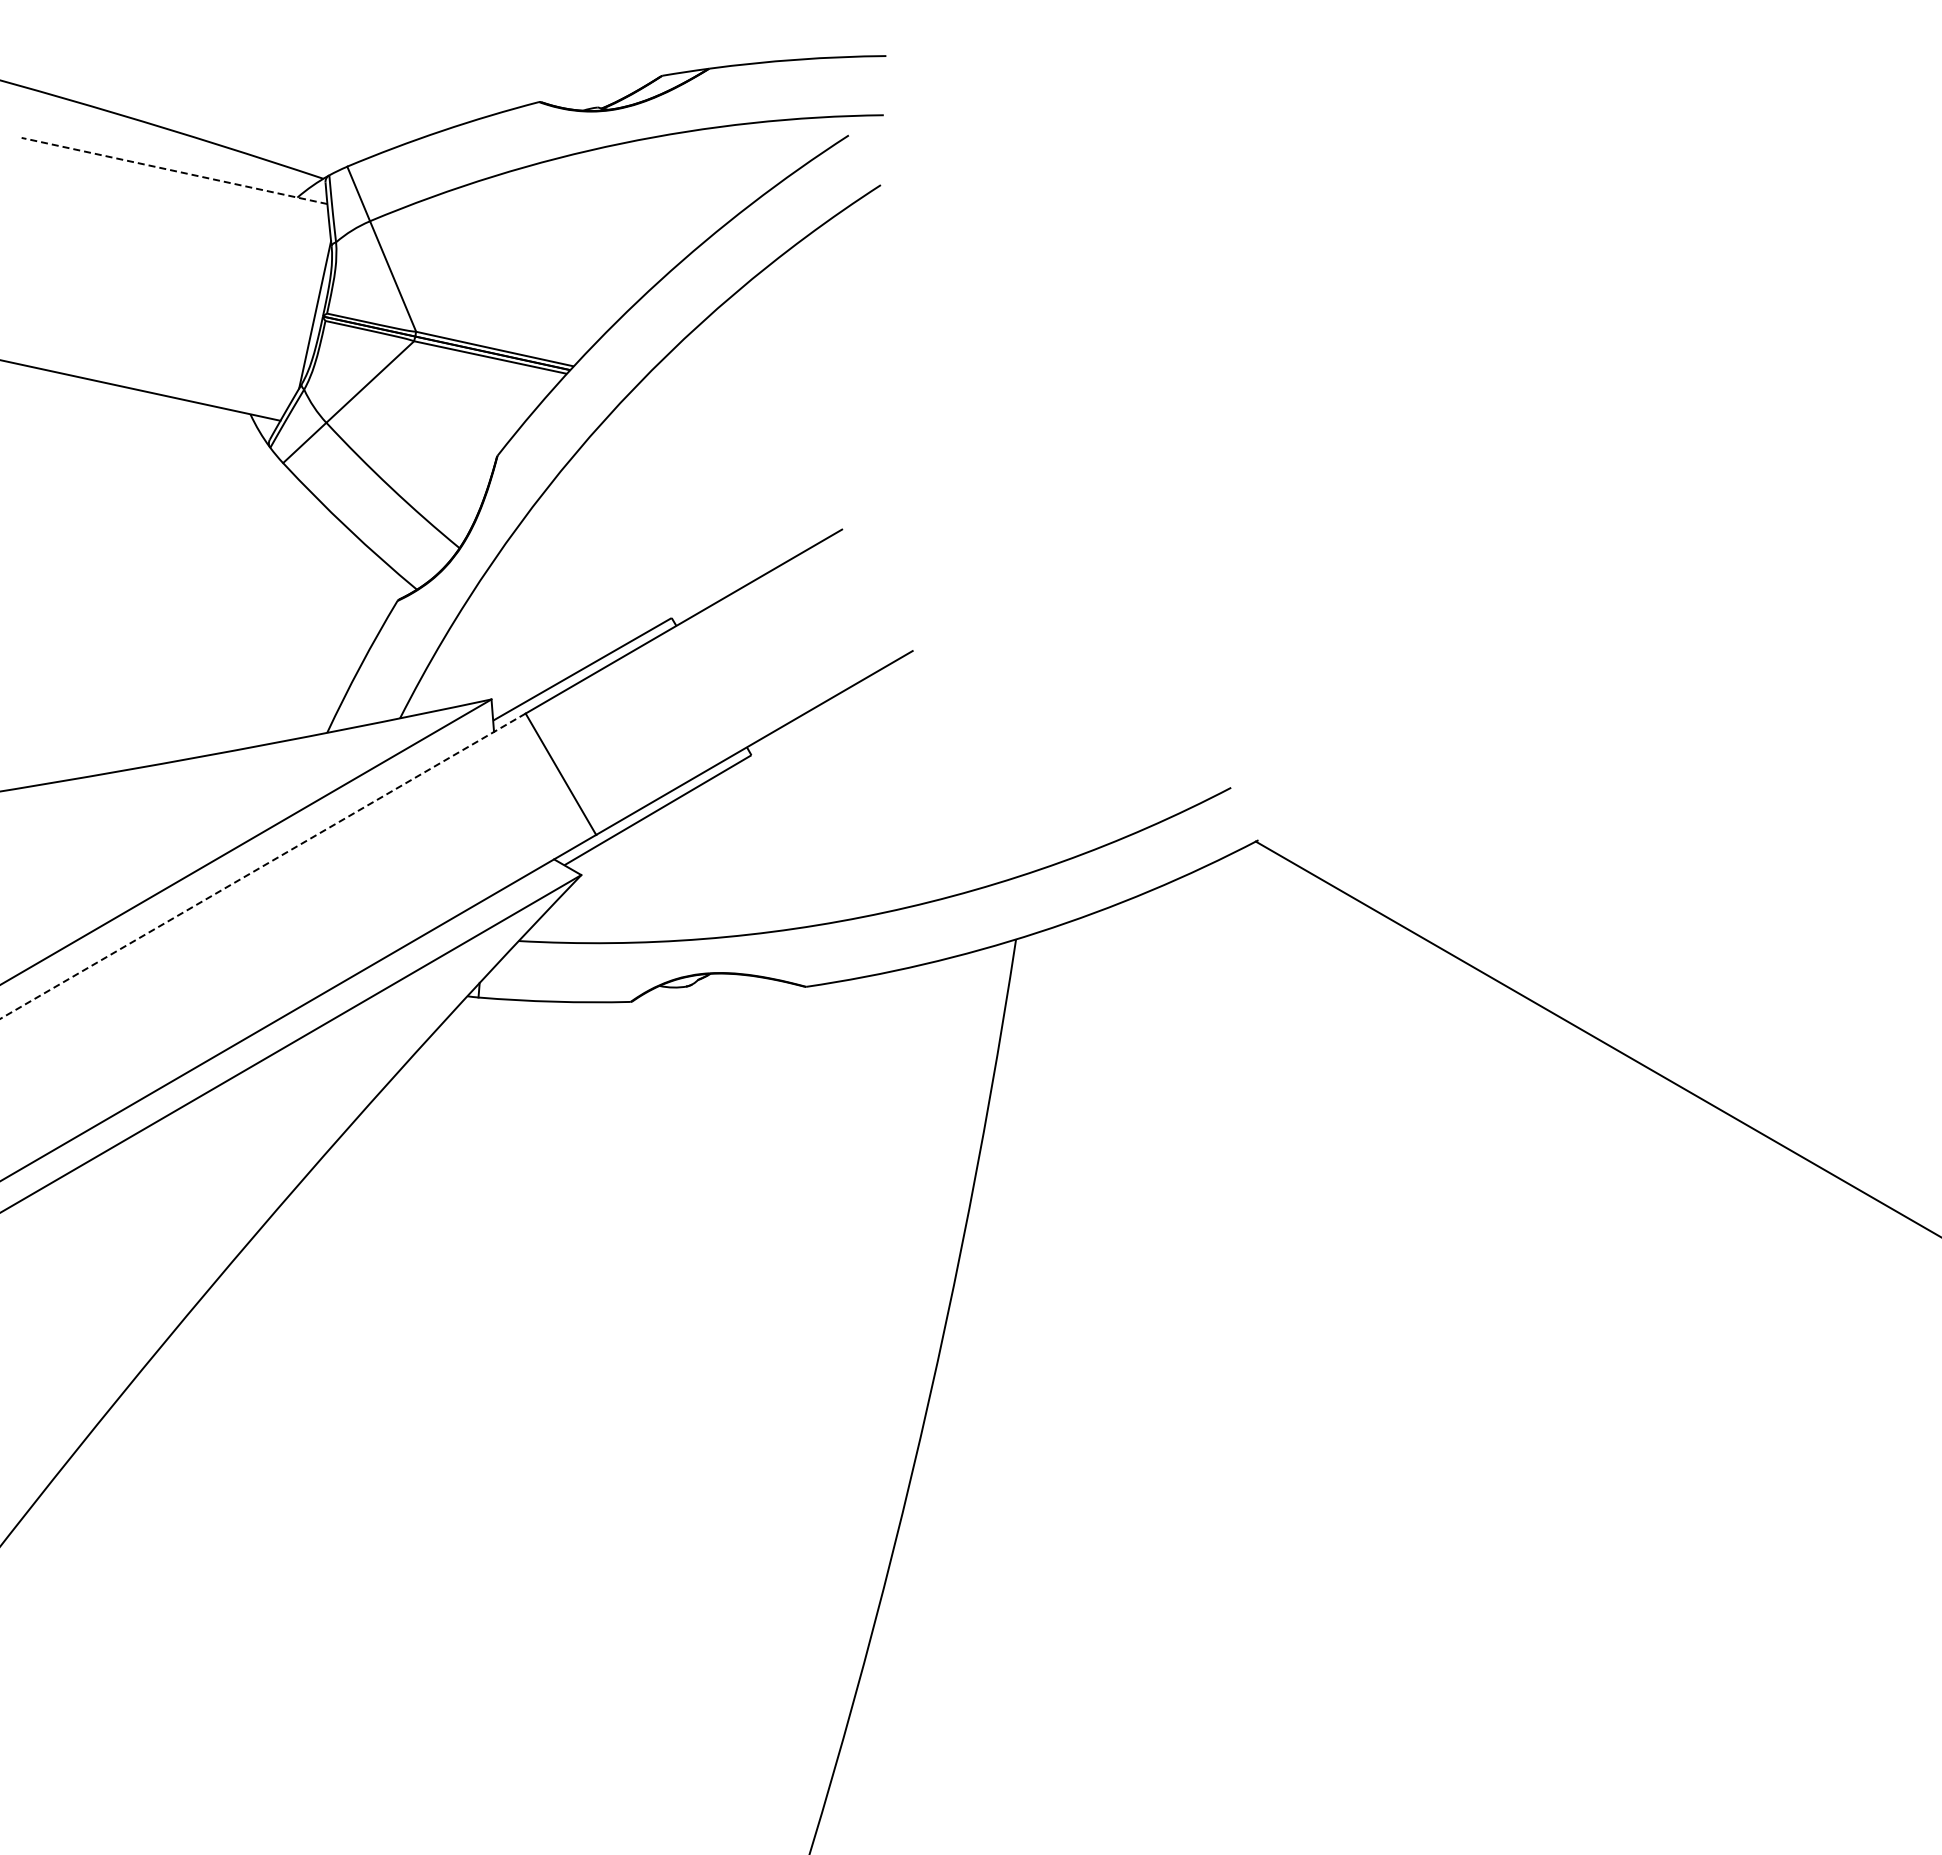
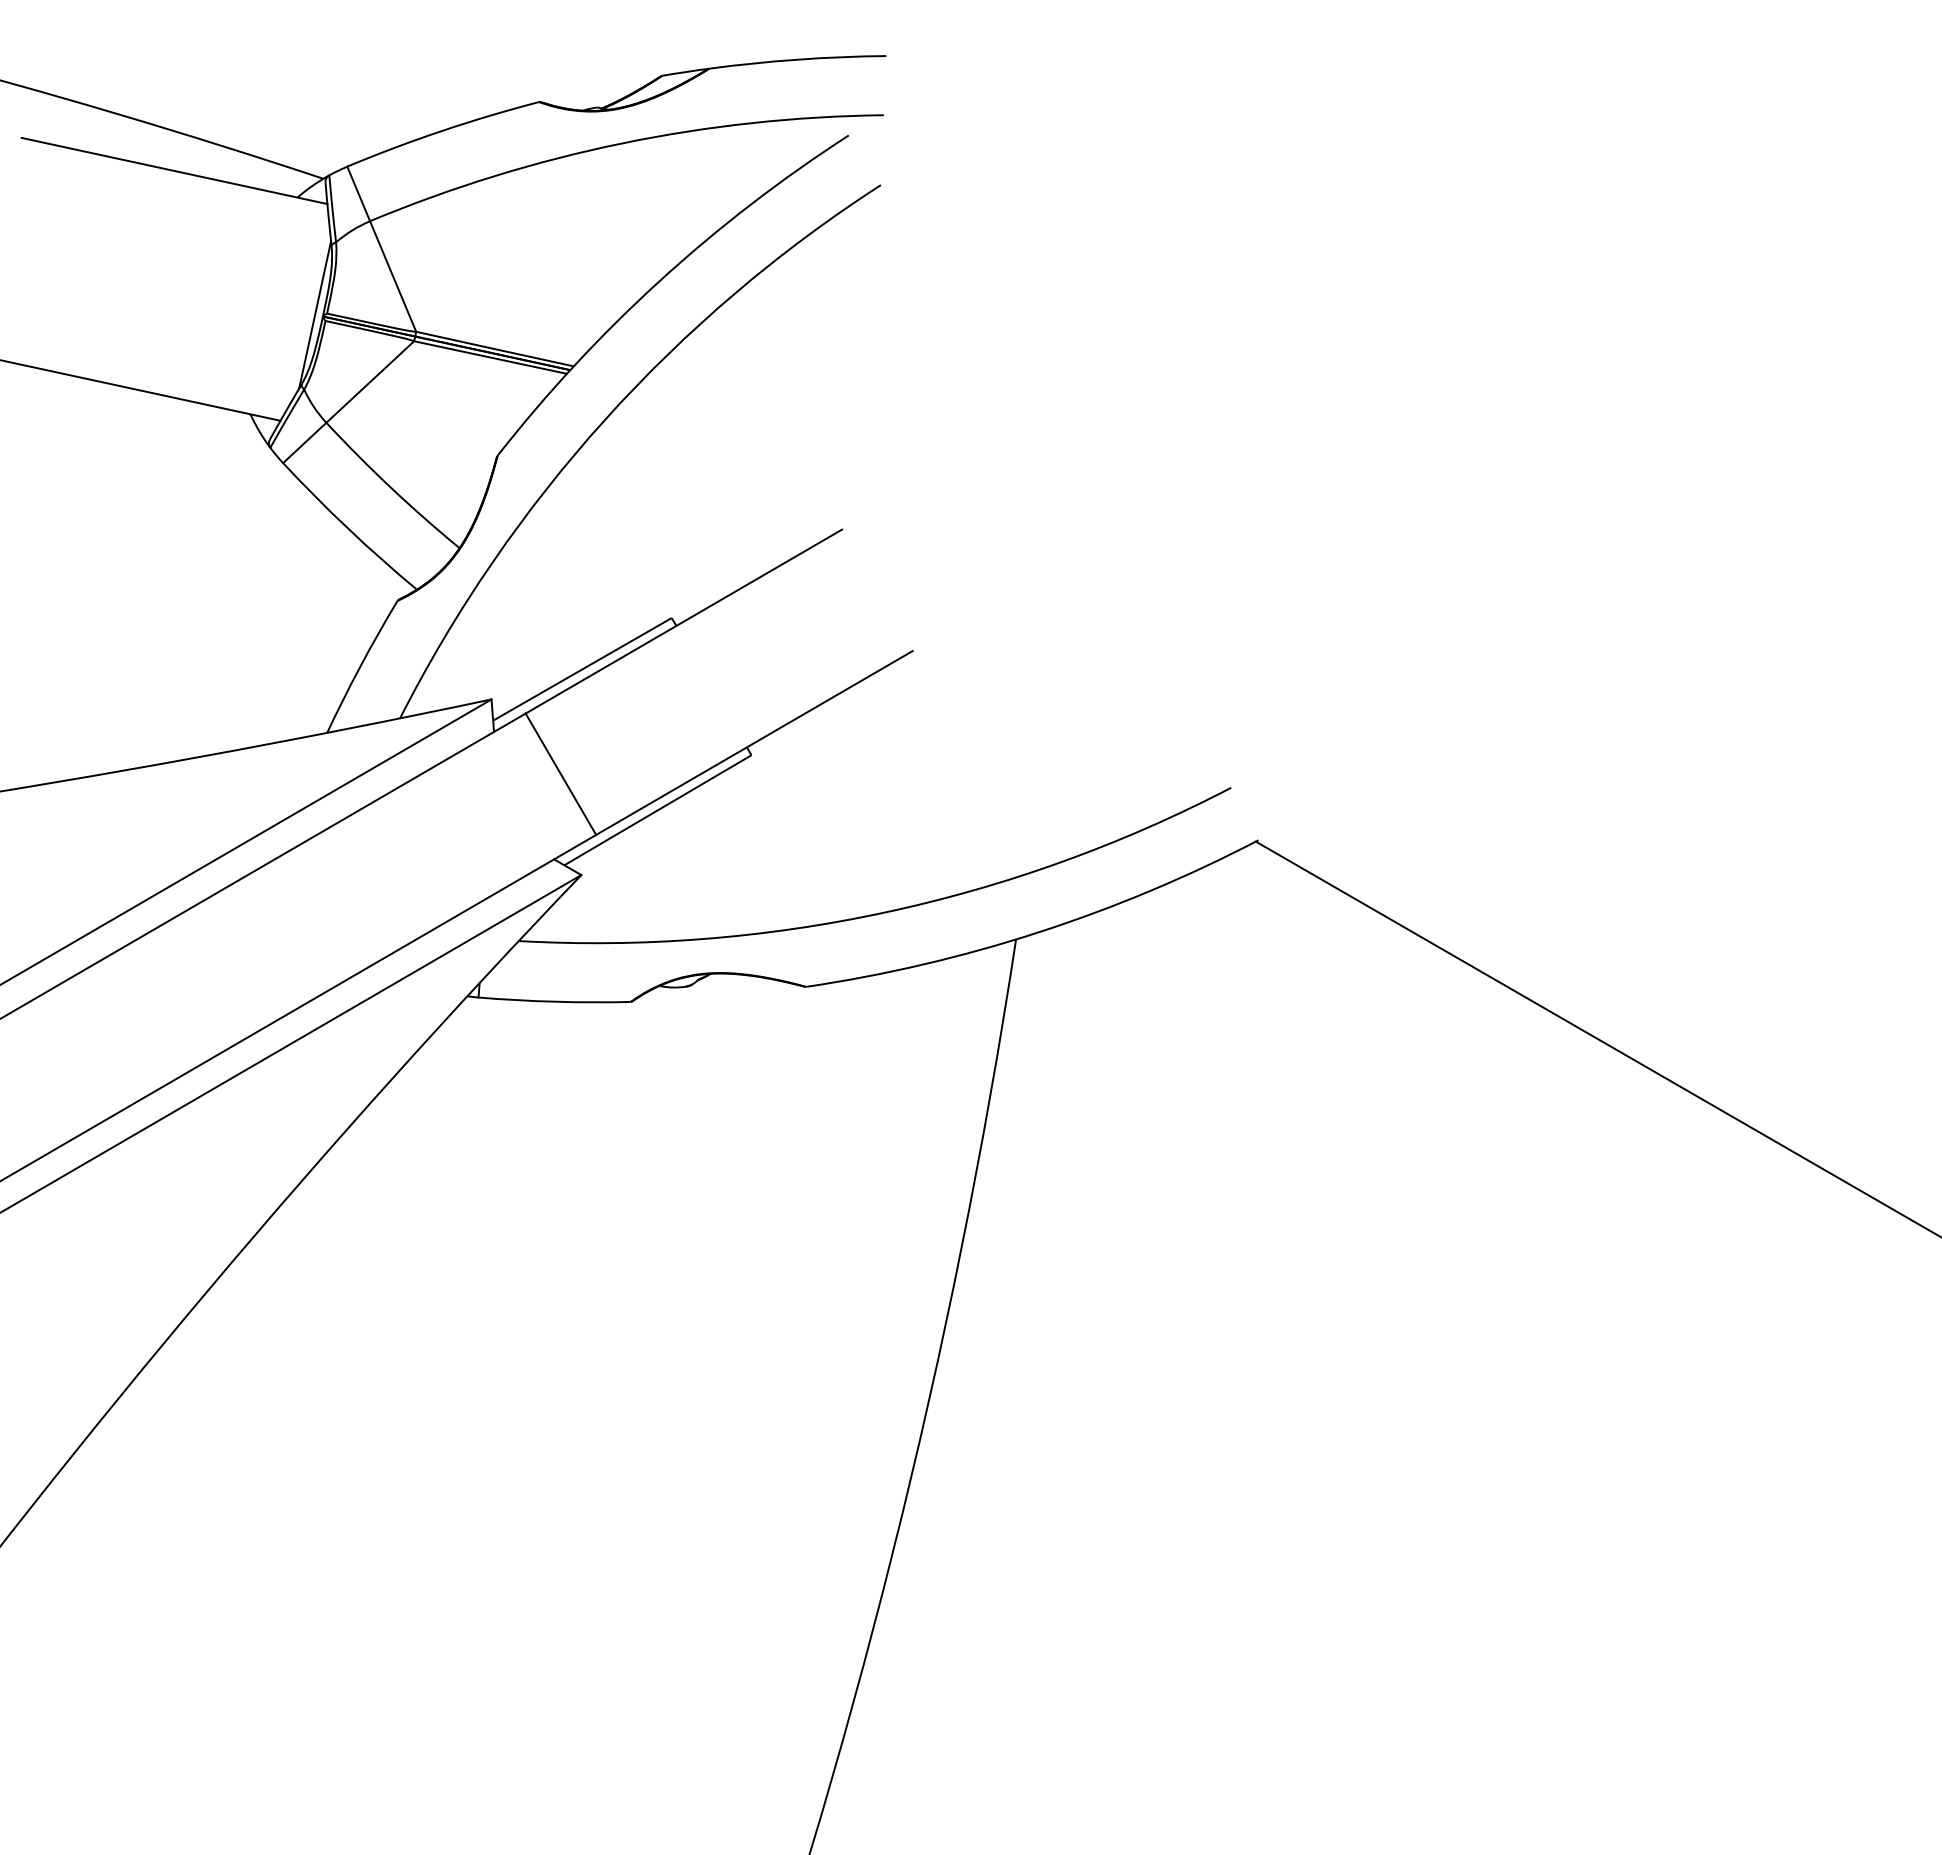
line: dashed -> solid (174, 170)
line: dashed -> solid (262, 866)
